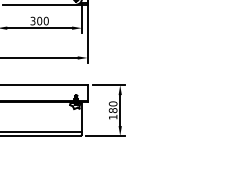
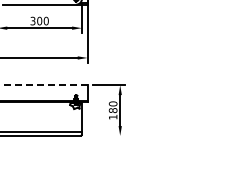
line: solid -> dashed (43, 85)
line: present -> none (105, 135)
